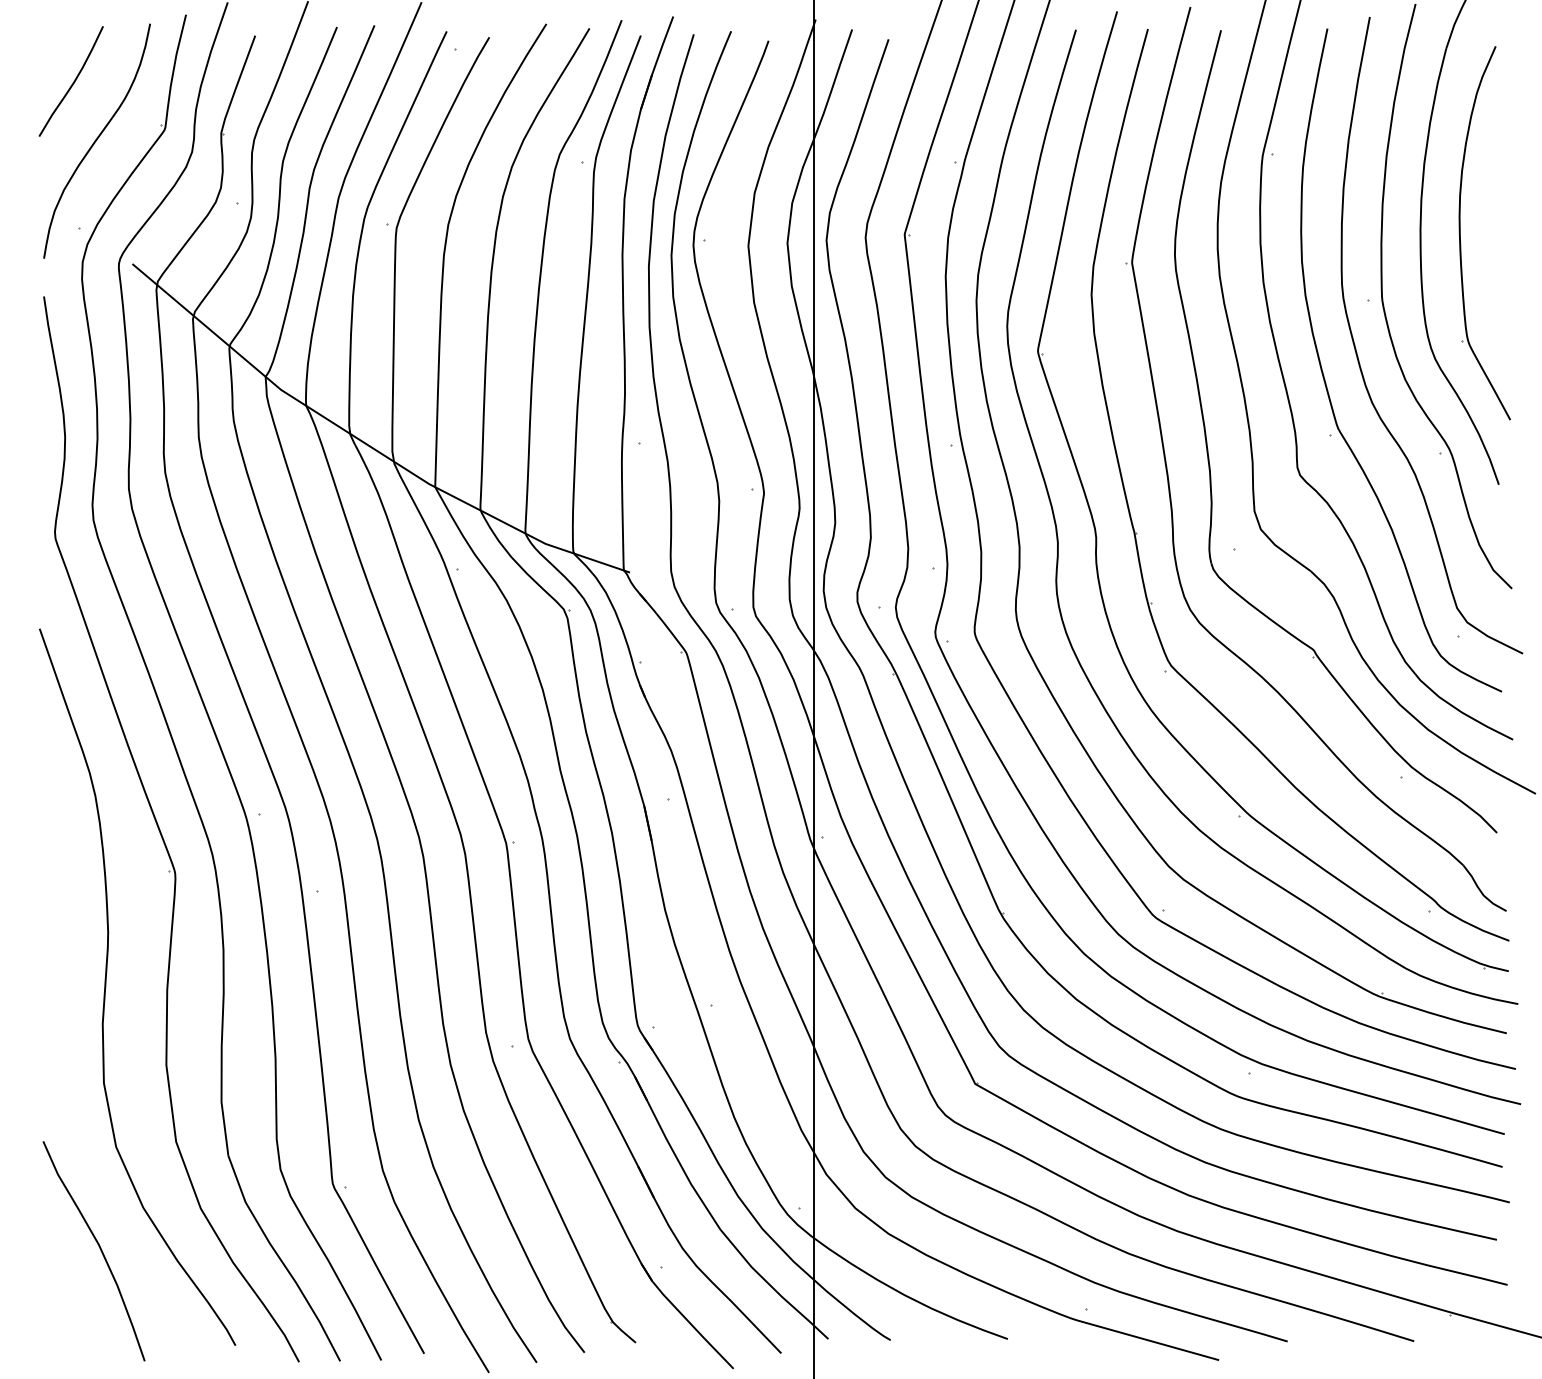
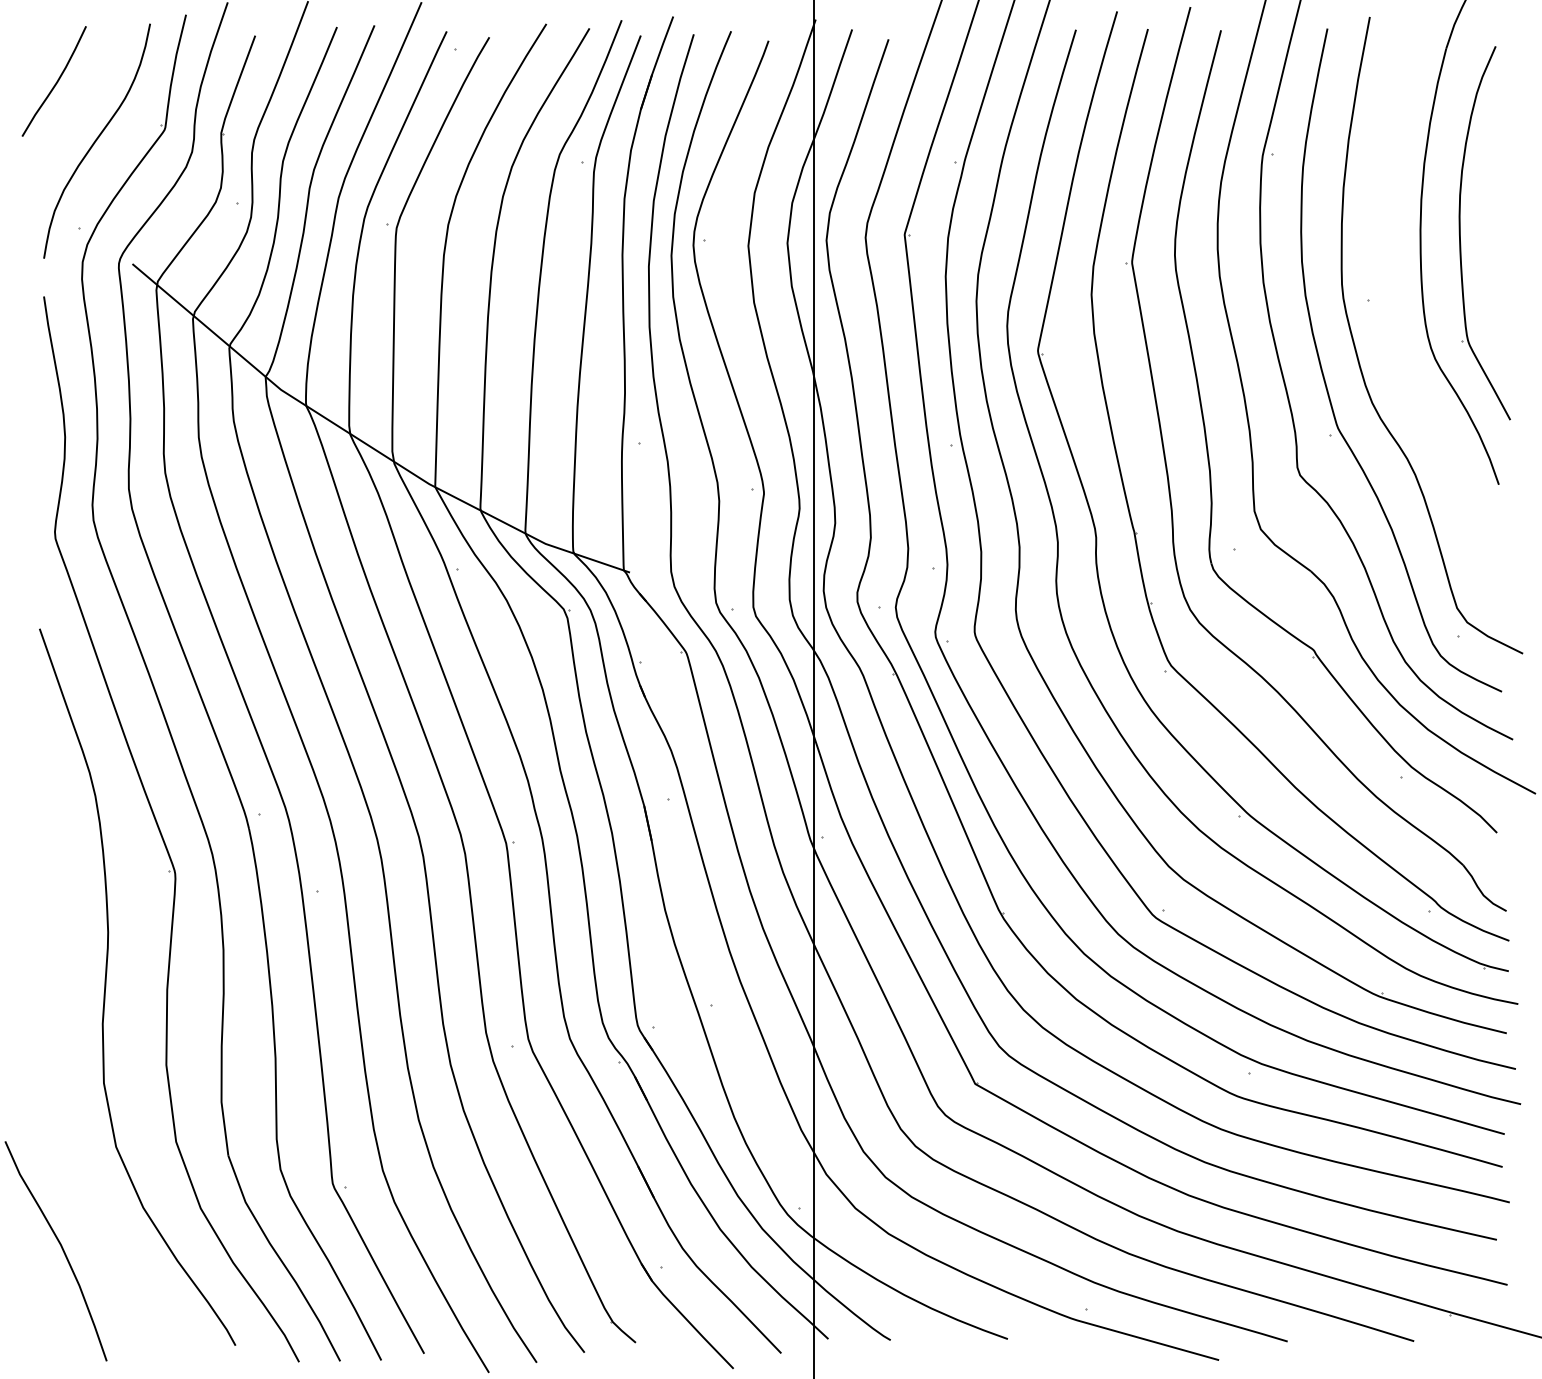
curve position: (72, 82) -> (55, 82) (55, 82)
part: present -> none (1385, 310)
curve position: (99, 1248) -> (61, 1248) (61, 1248)
